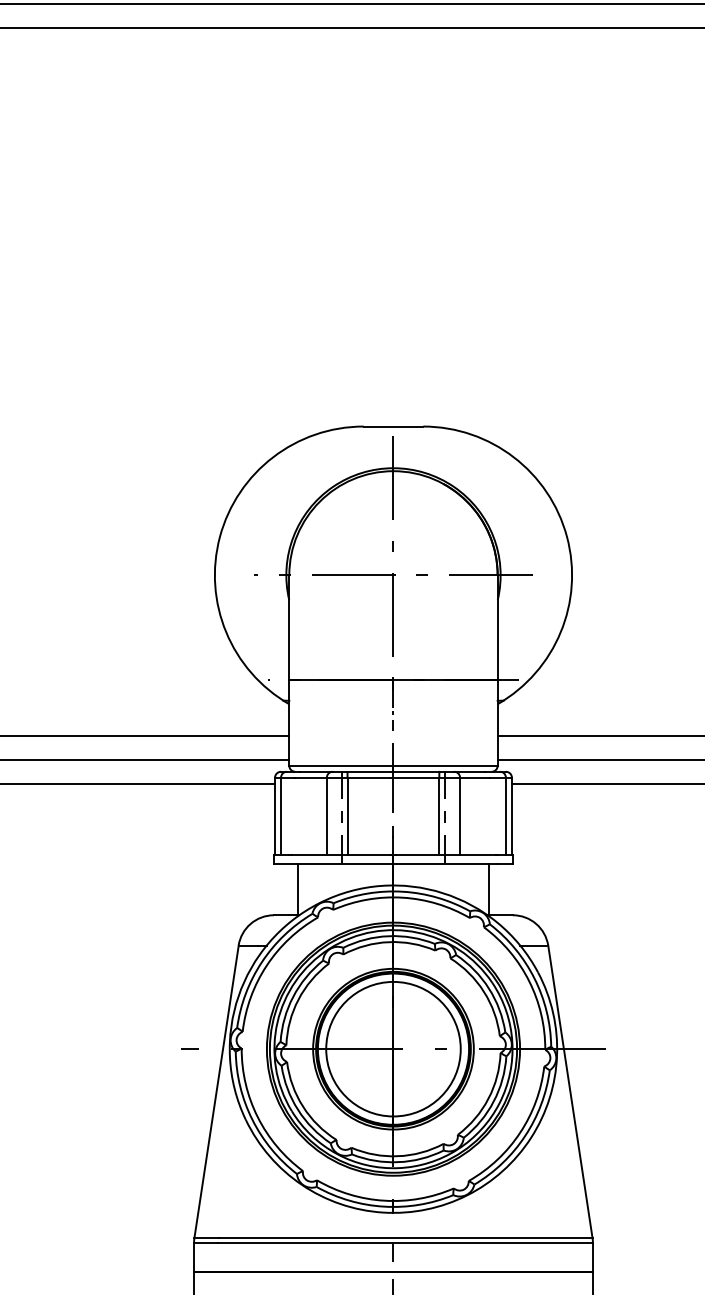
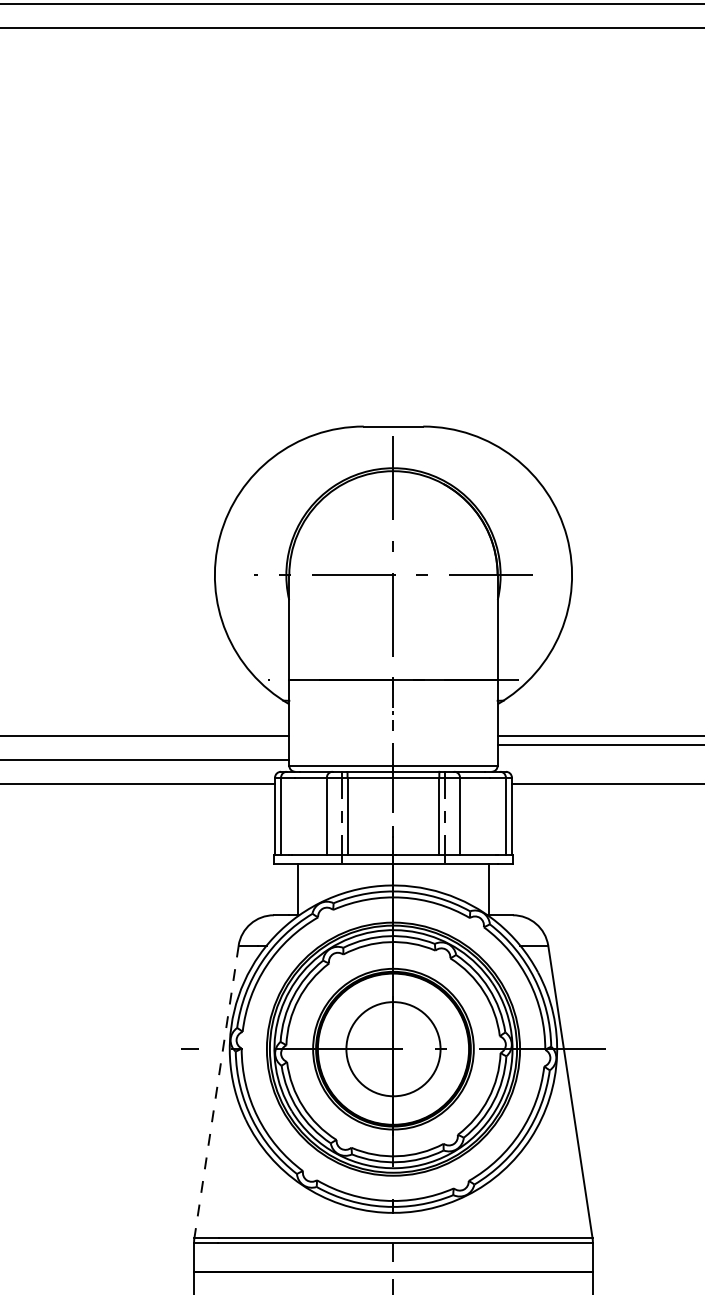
line position: (599, 759) -> (599, 744) (599, 744)
circle diameter: 135 px -> 94 px (393, 1049)
line: solid -> dashed (216, 1091)
